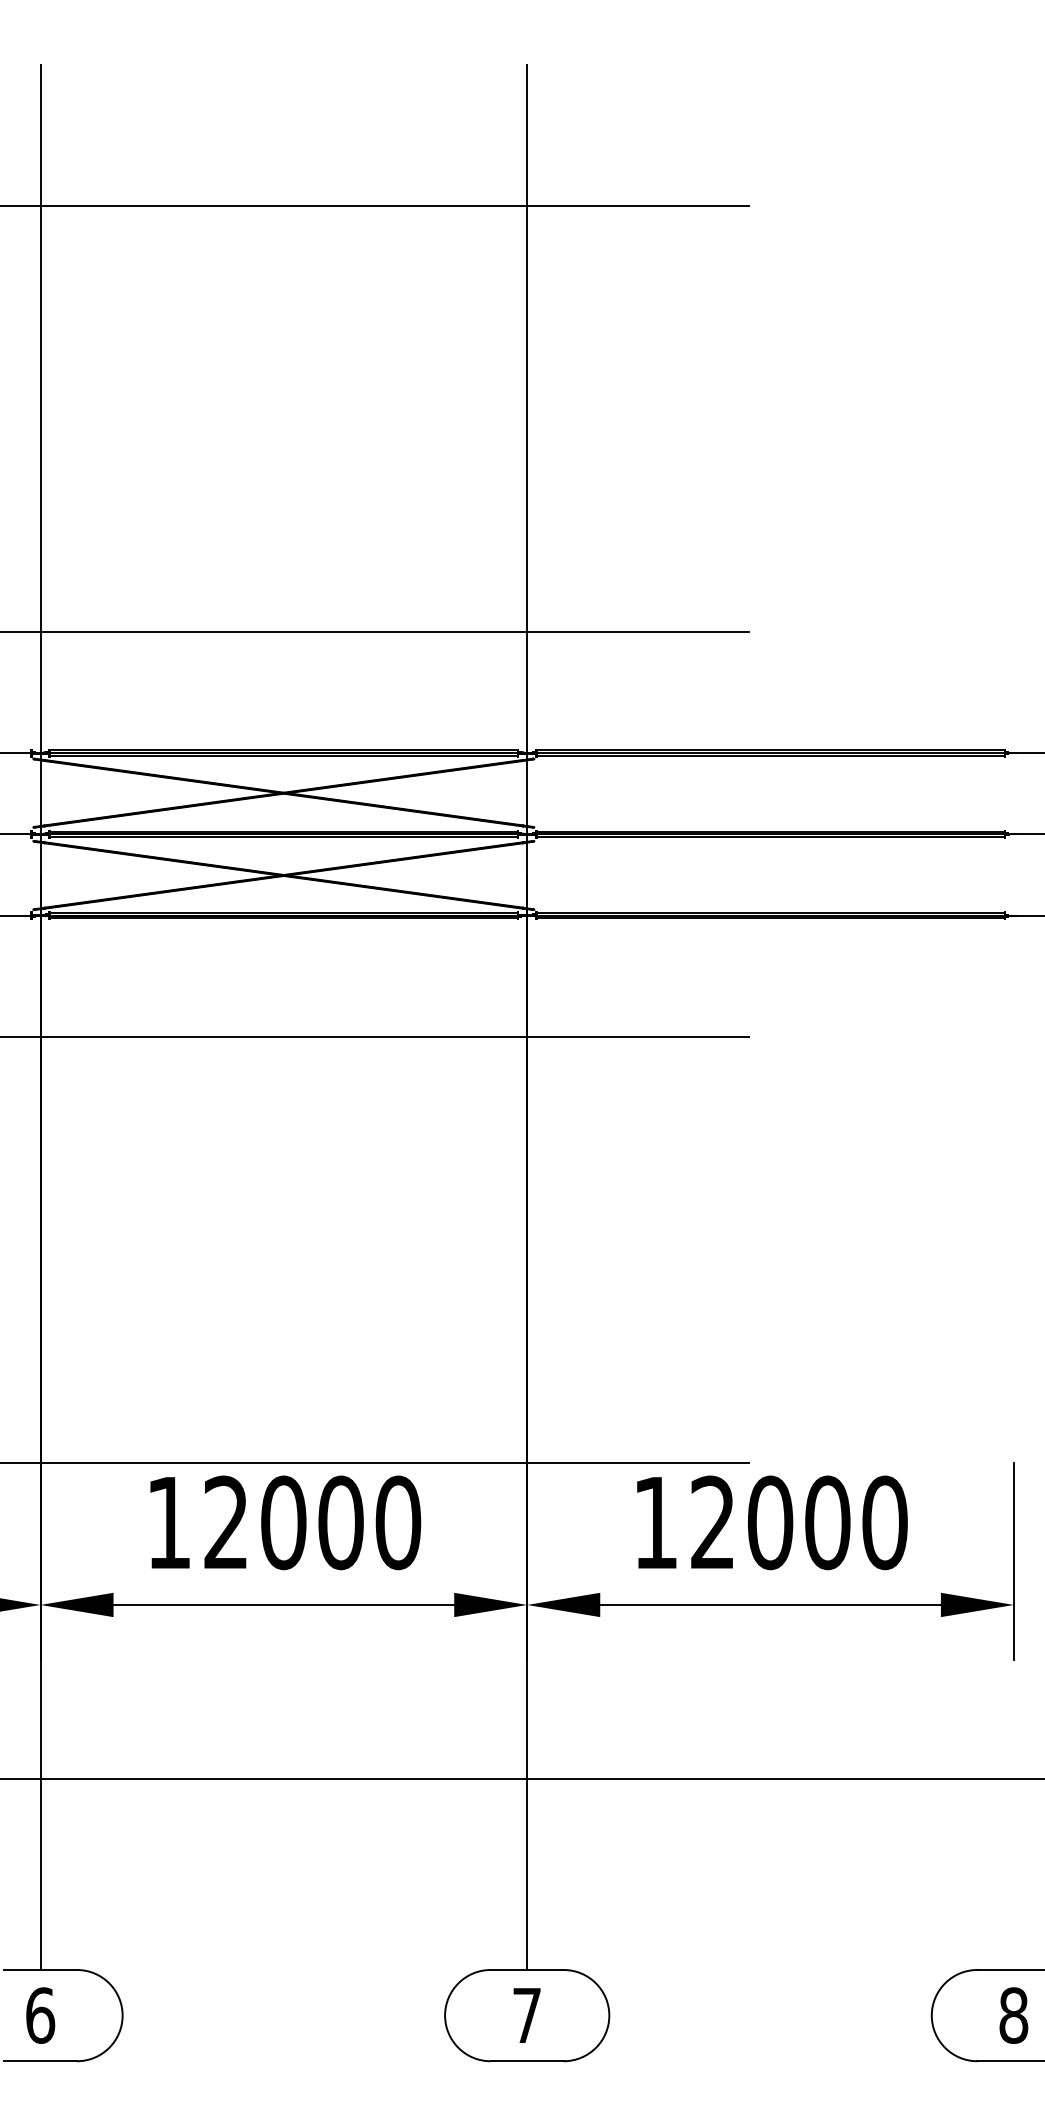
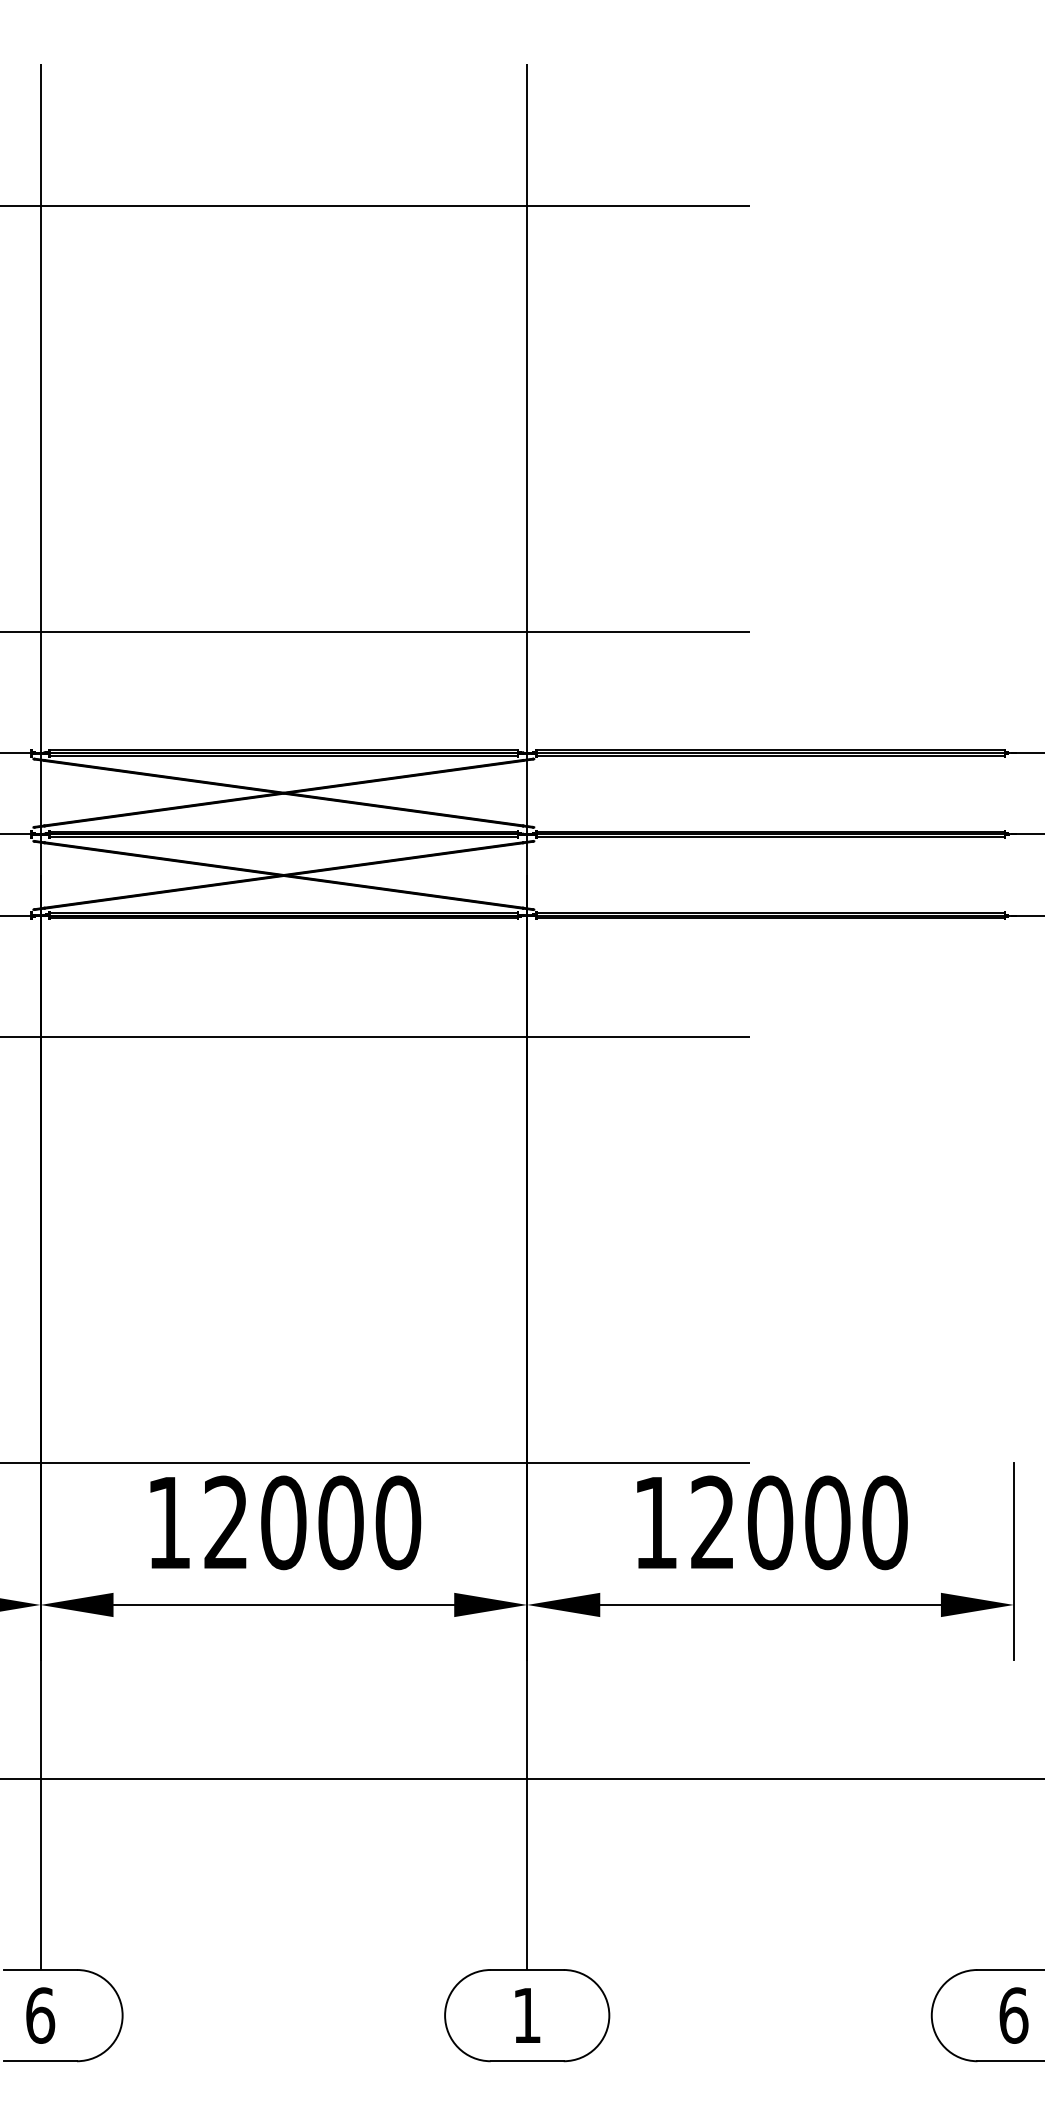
text: 7 -> 1 (526, 2015)
text: 8 -> 6 (1013, 2015)
